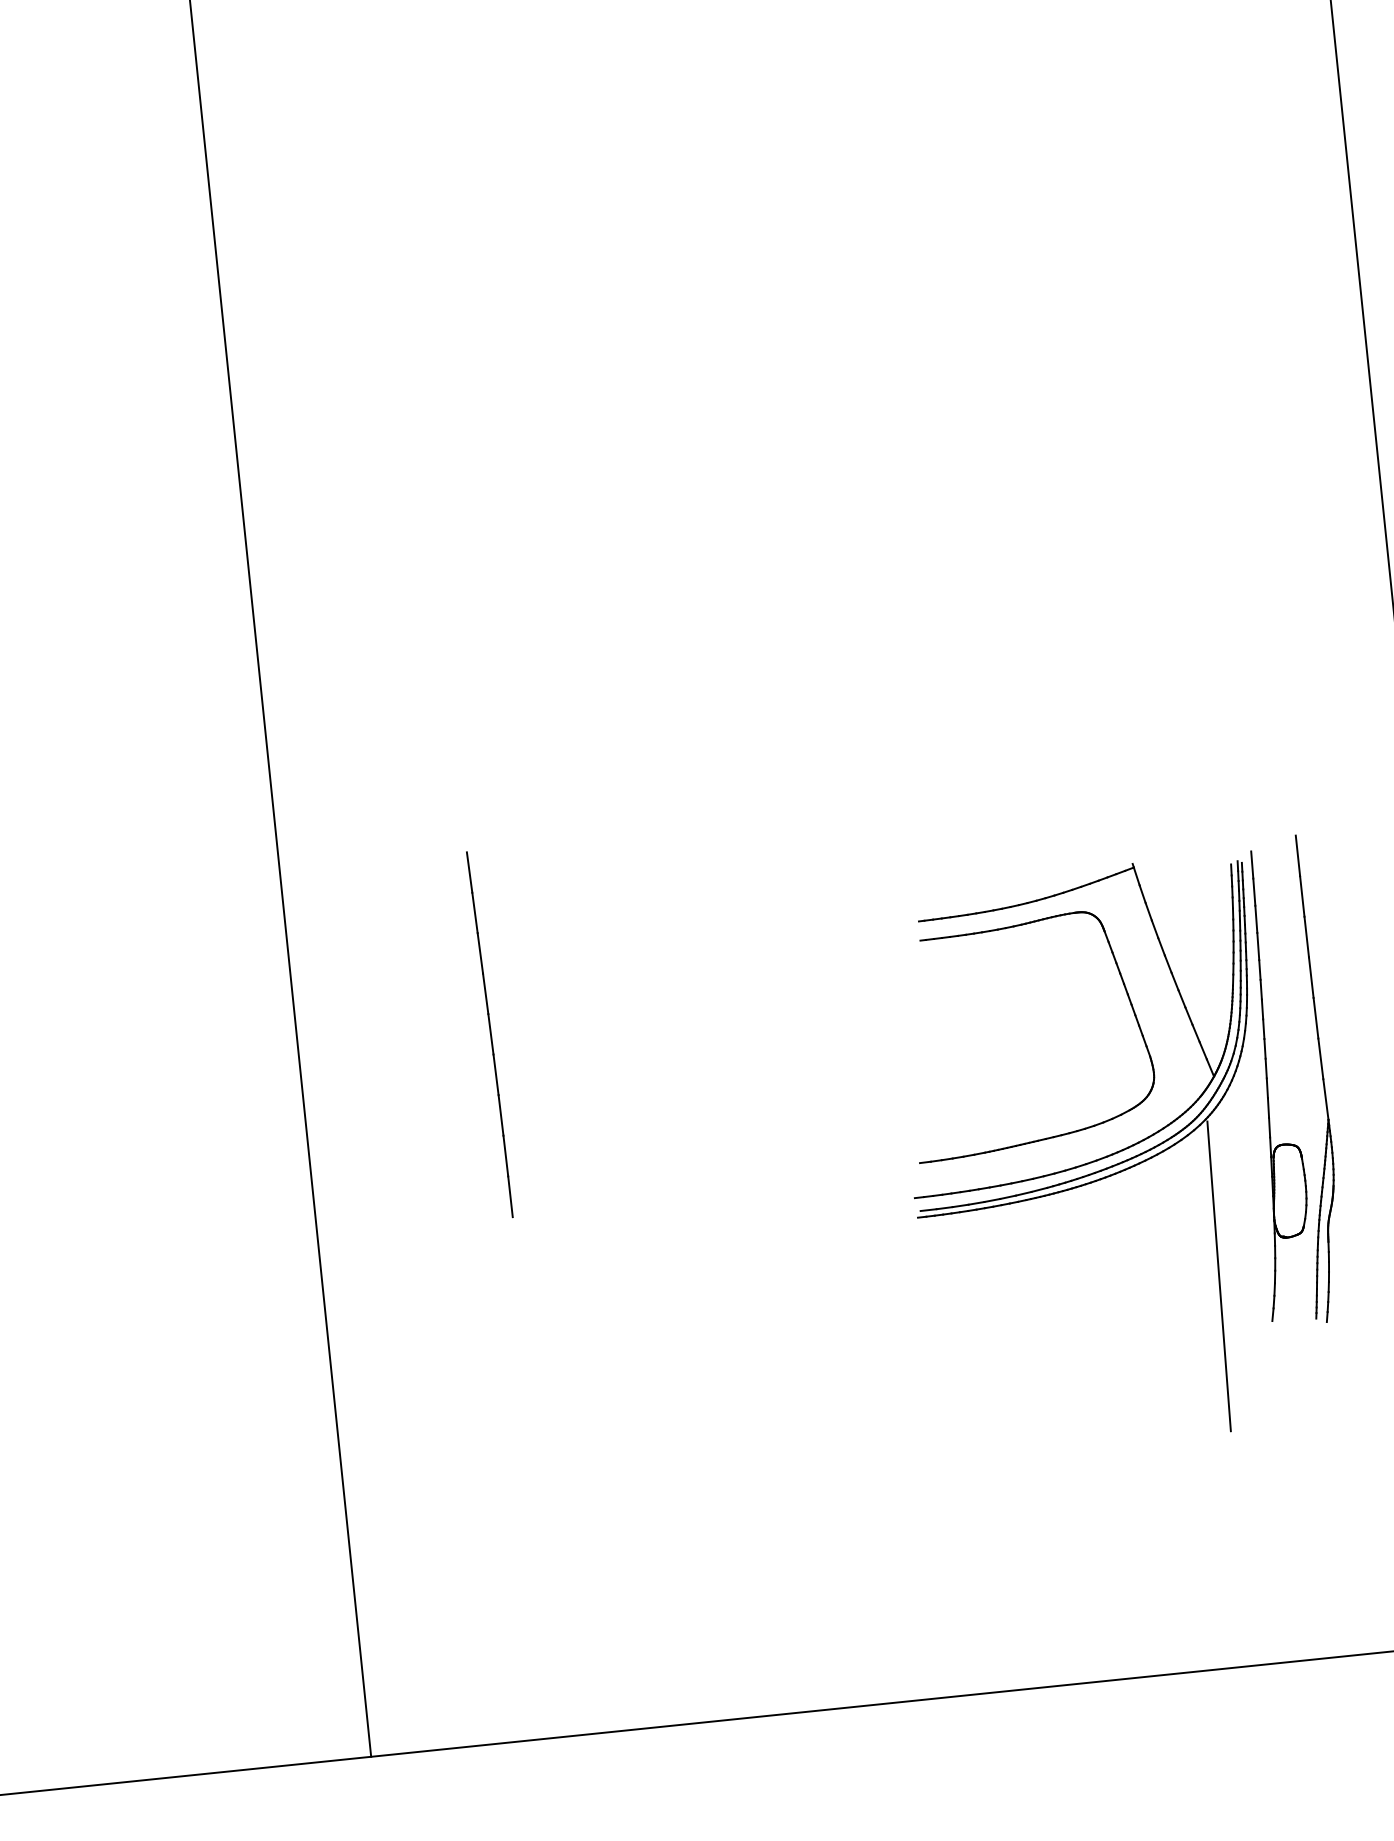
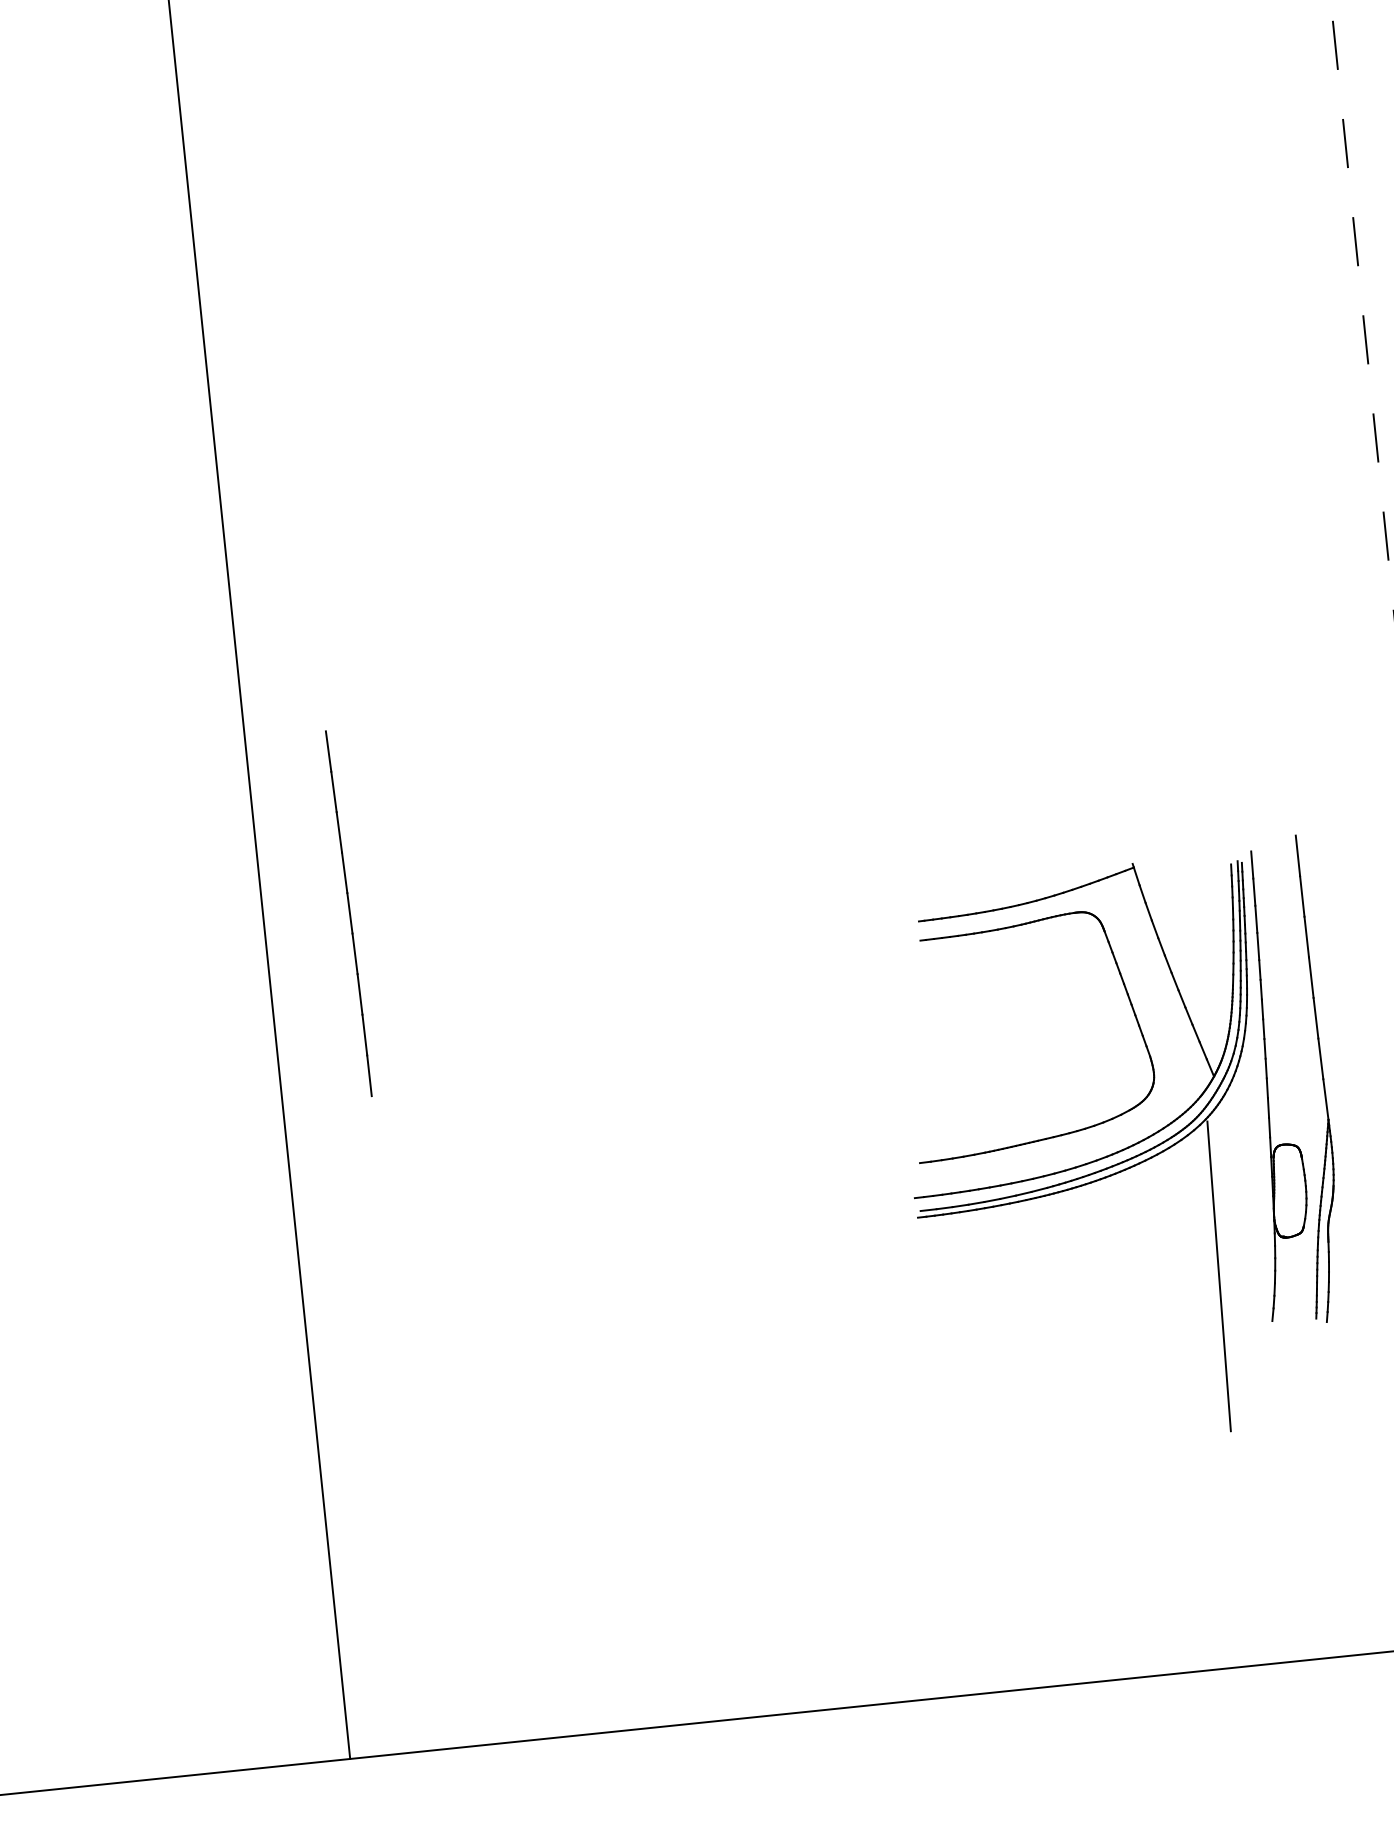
line: solid -> dashed (1362, 306)
line position: (280, 879) -> (259, 880) (259, 880)
part position: (489, 1034) -> (348, 913) (348, 913)
